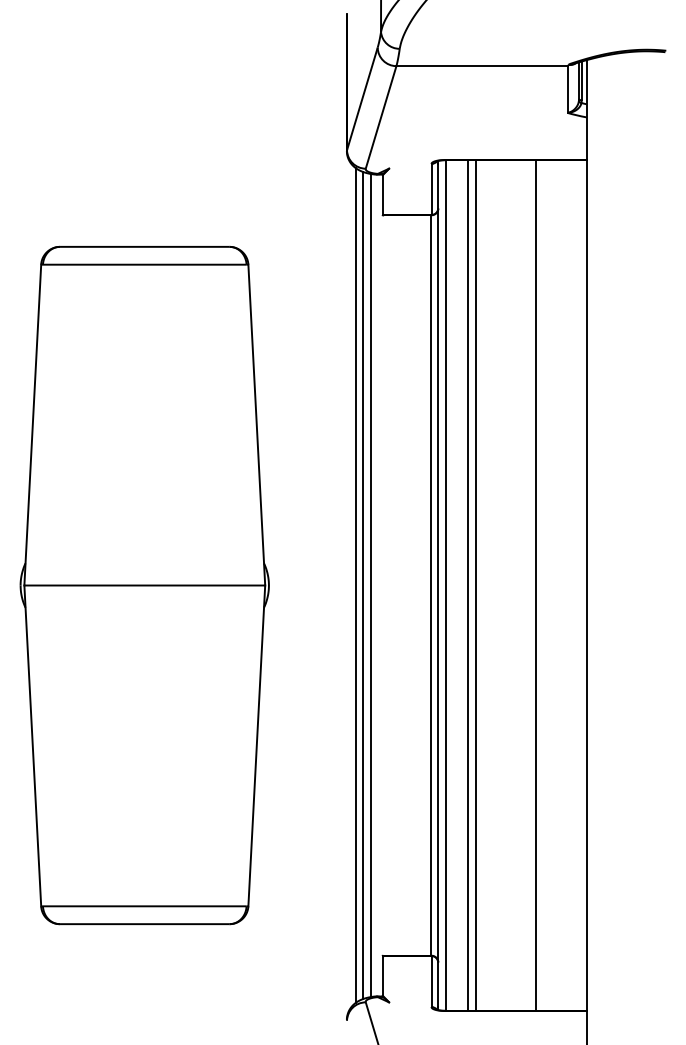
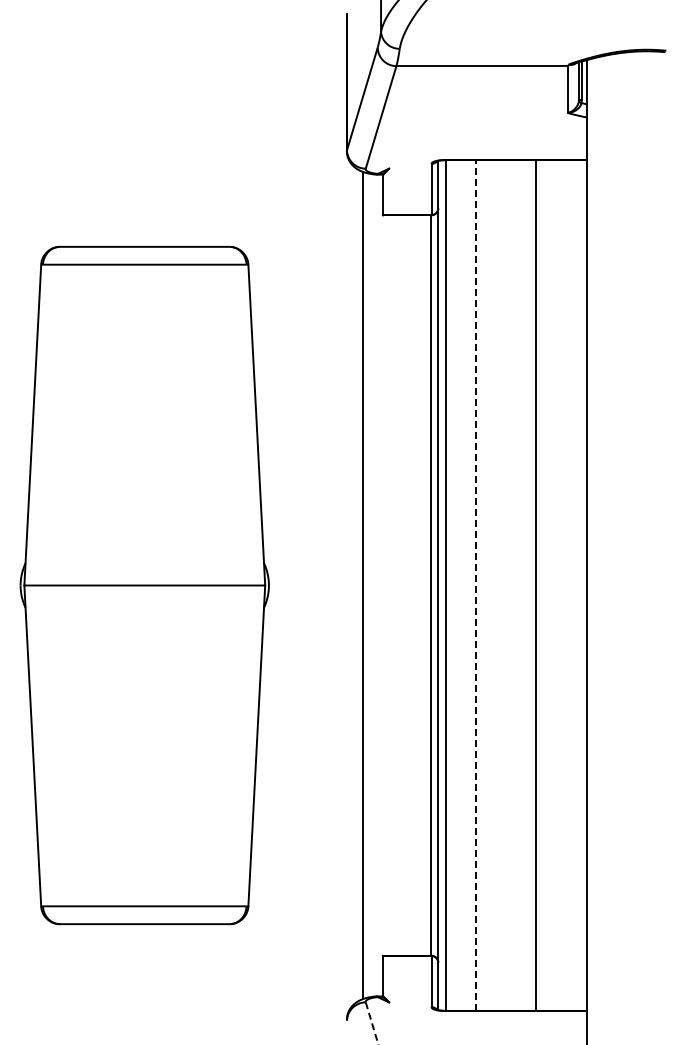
line: present -> none (355, 585)
line: present -> none (370, 585)
line: present -> none (468, 585)
line: solid -> dashed (475, 585)
line: solid -> dashed (372, 1023)
